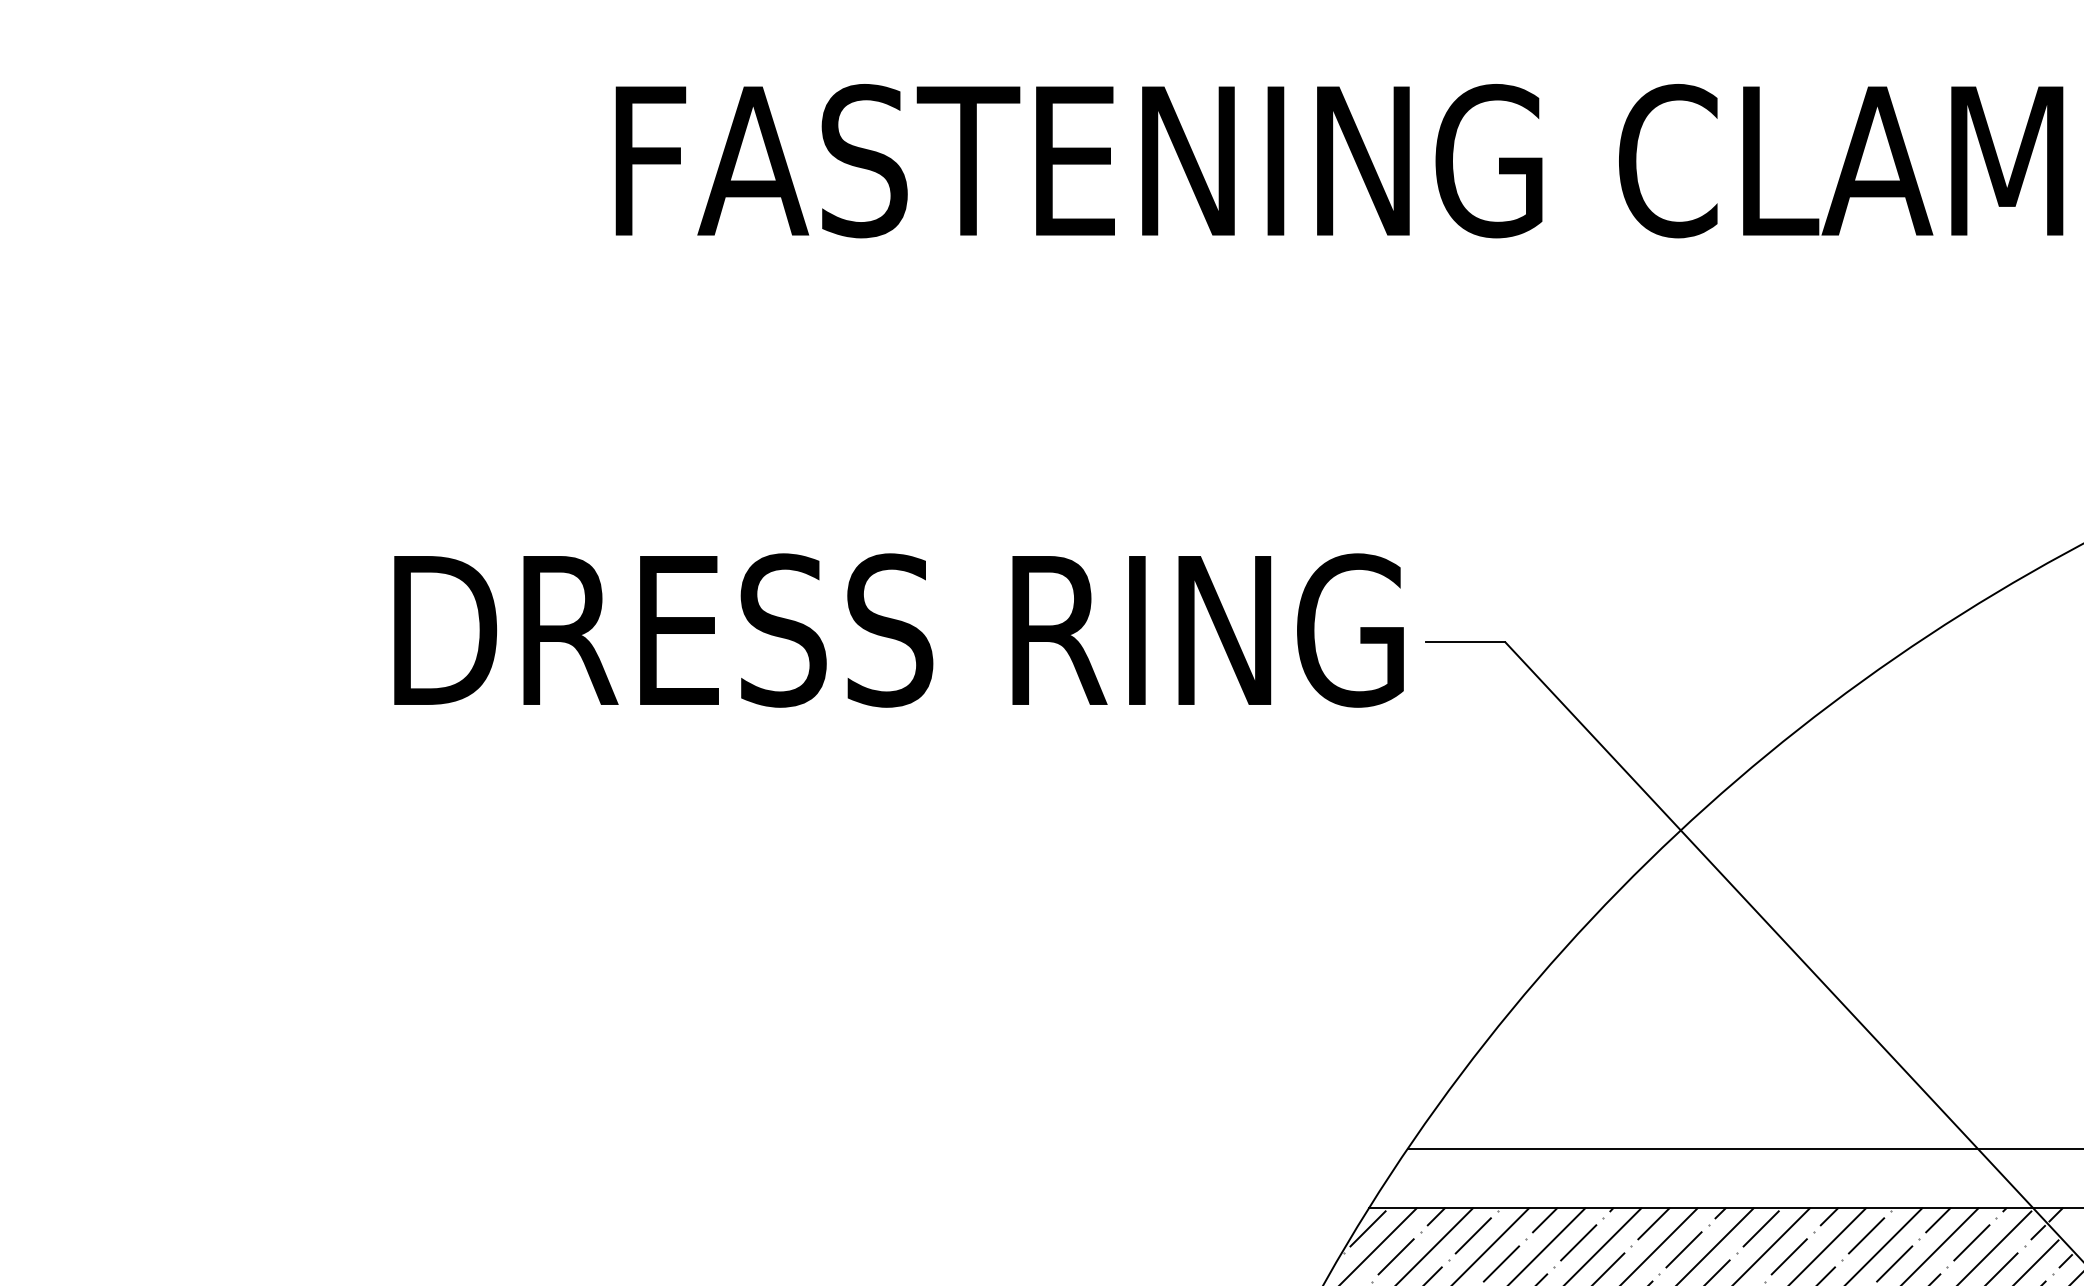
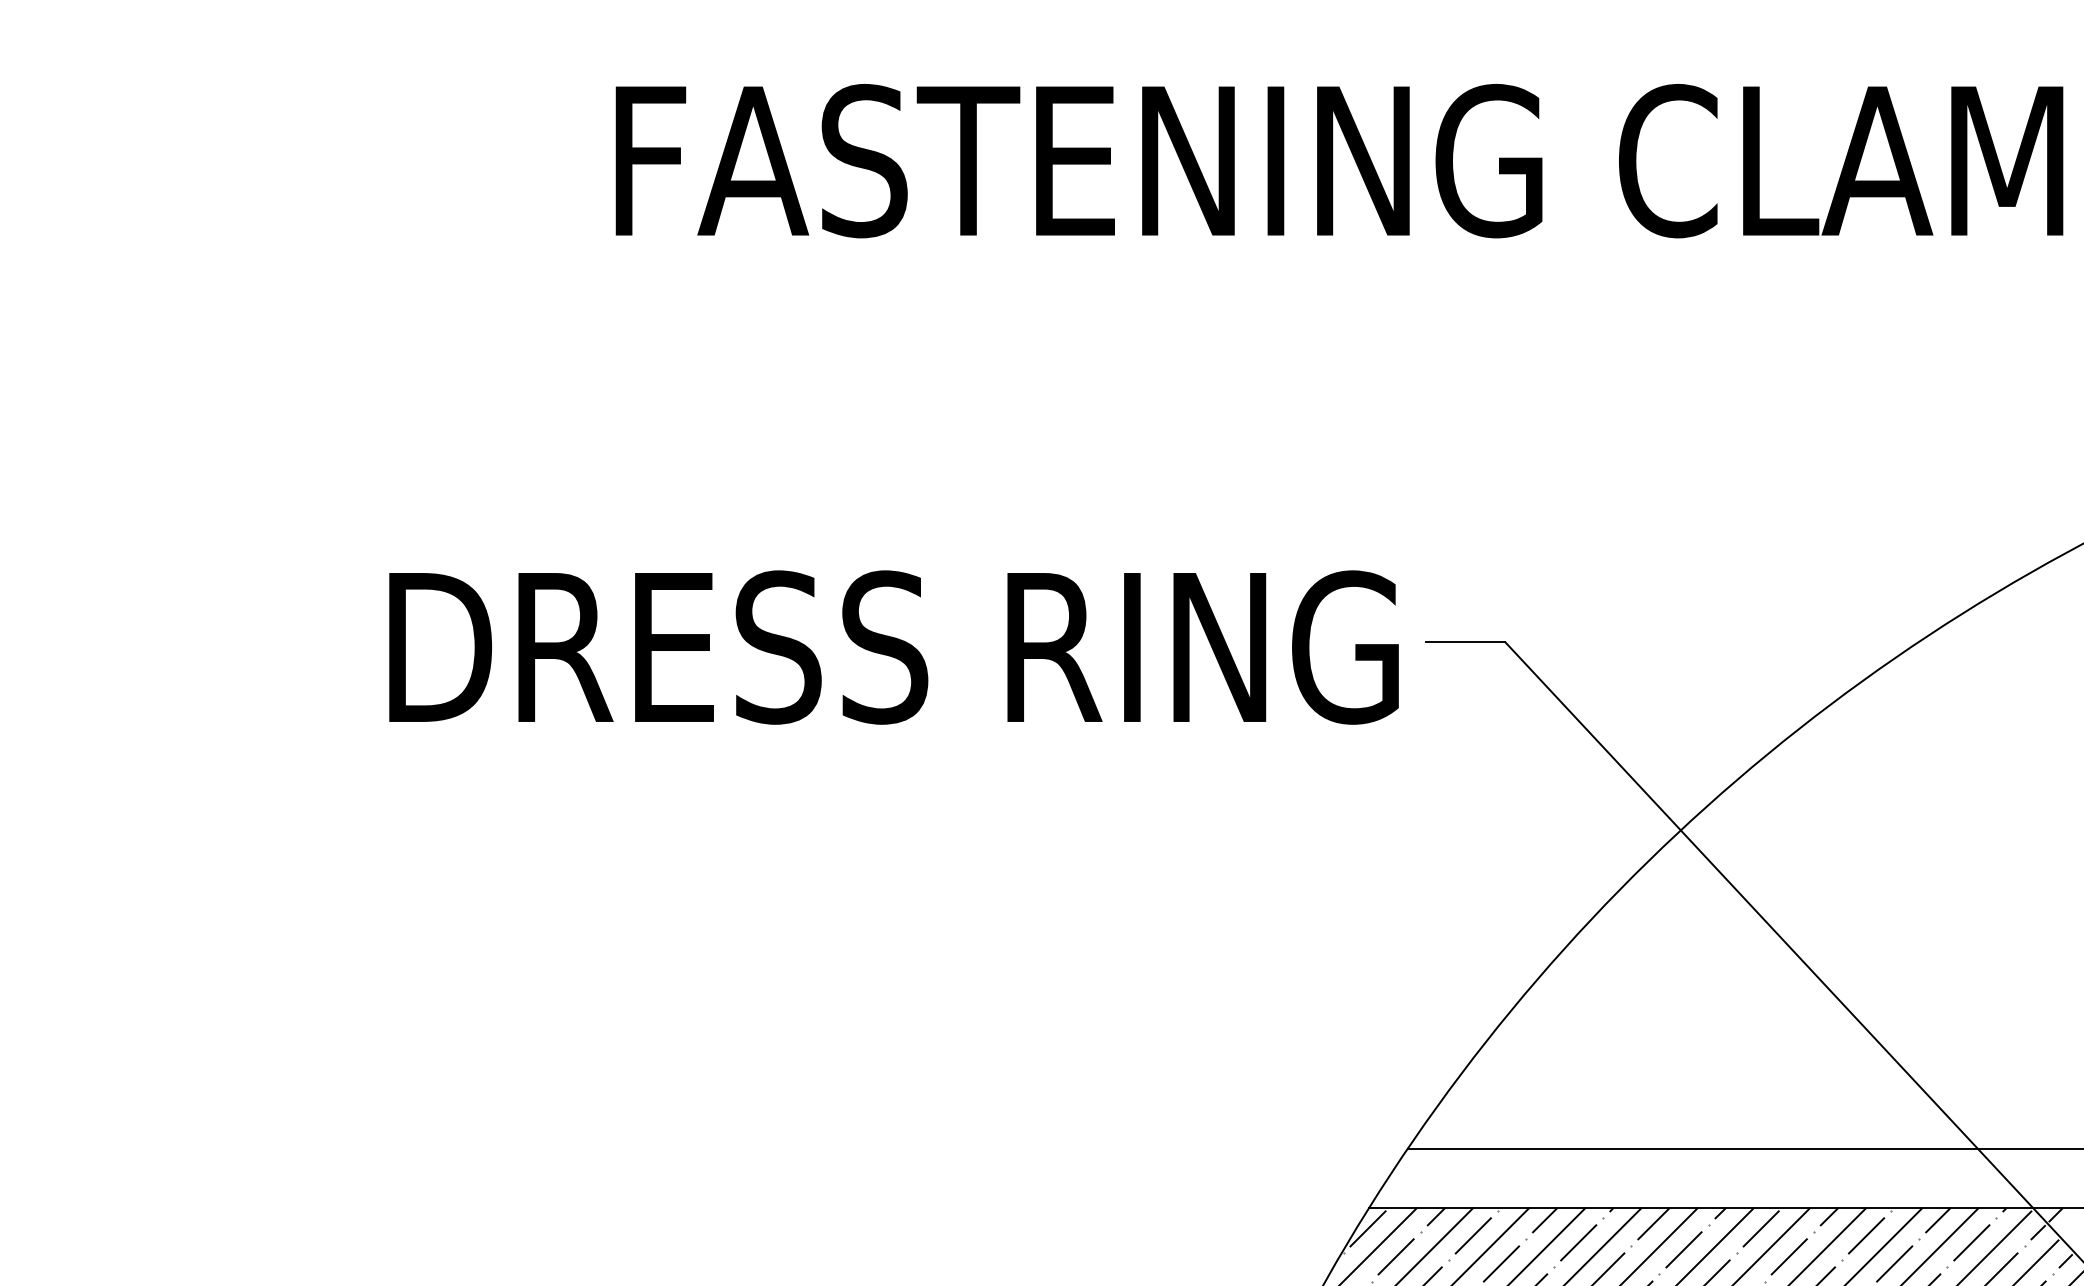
text position: (898, 630) -> (893, 647) (893, 647)
